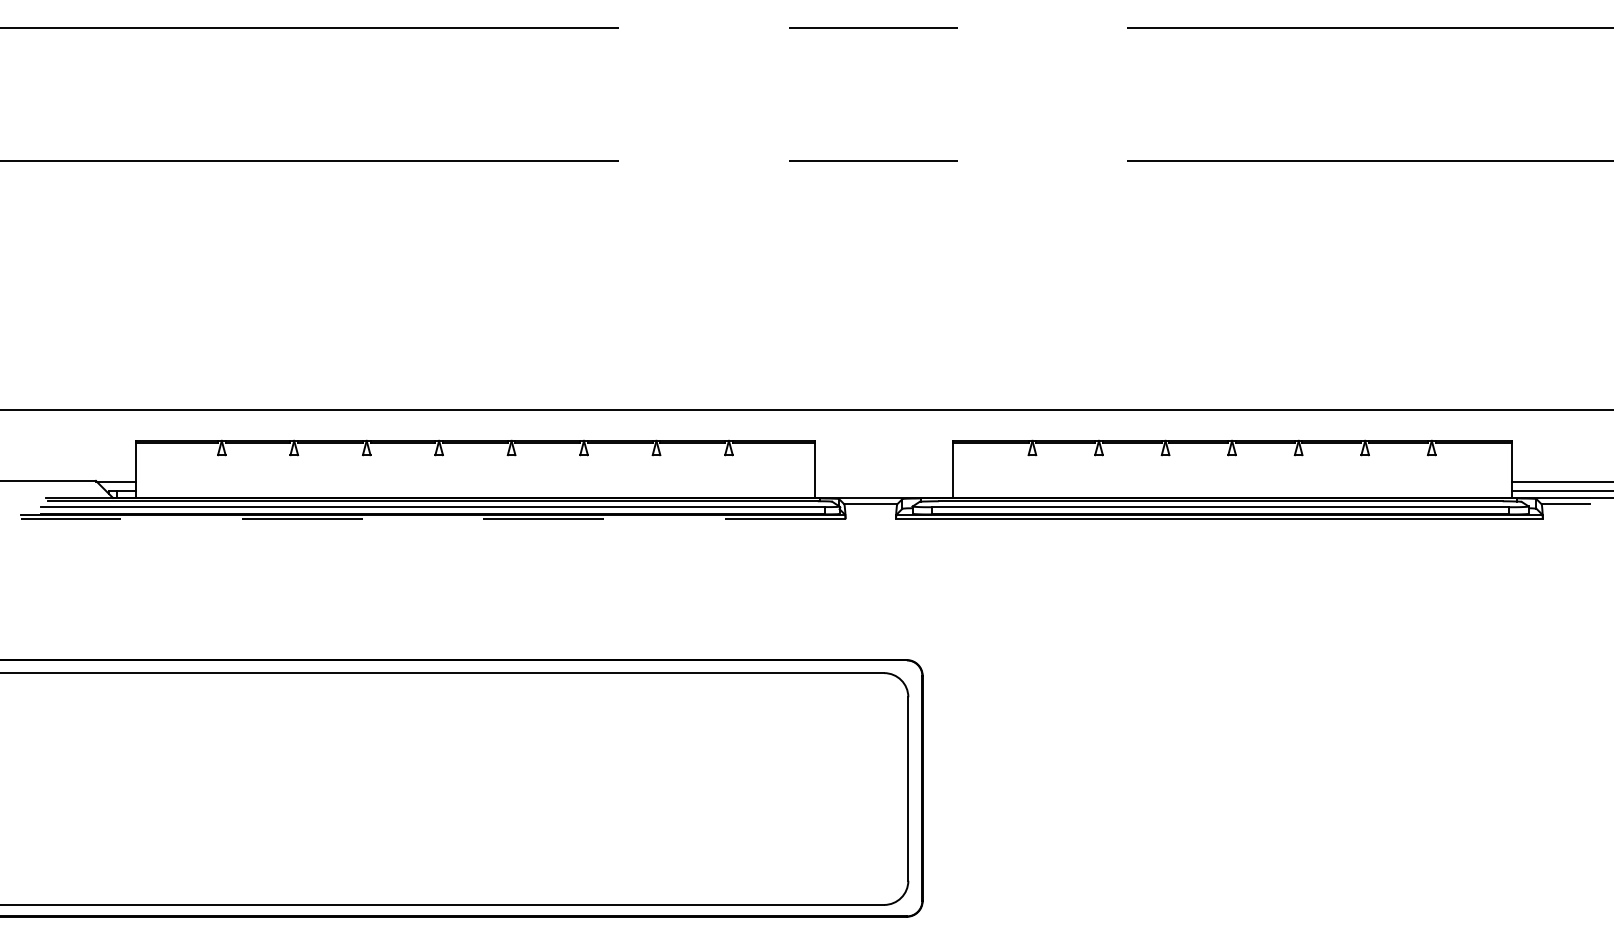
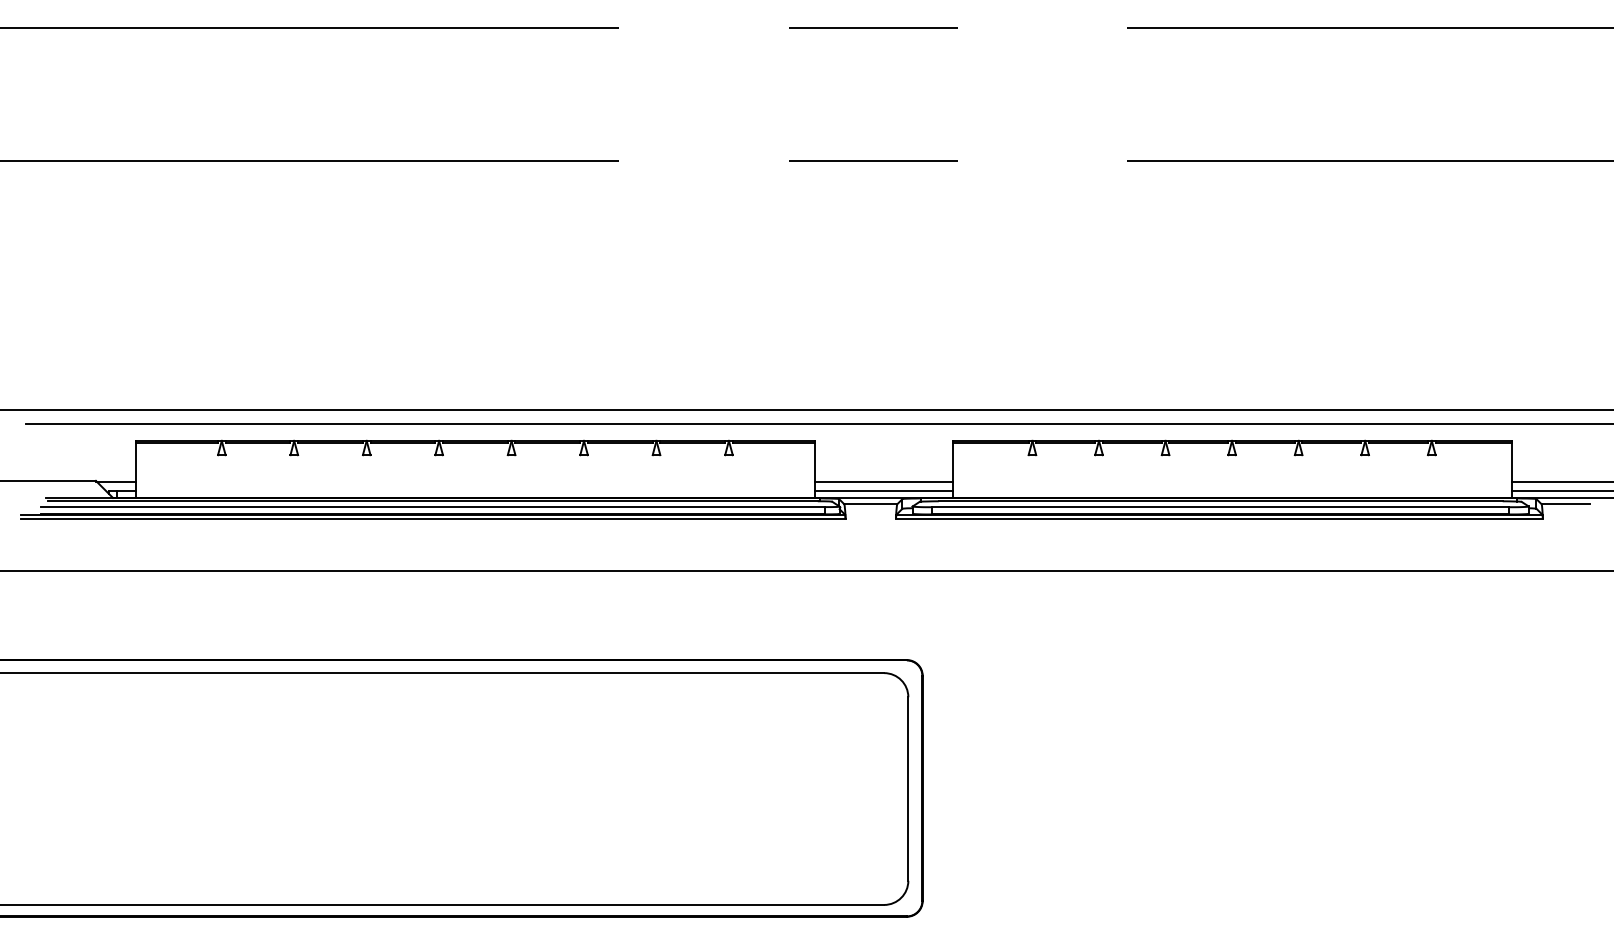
line: none -> present (817, 424)
line: none -> present (883, 482)
line: none -> present (883, 491)
line: dashed -> solid (432, 519)
line: none -> present (806, 570)
